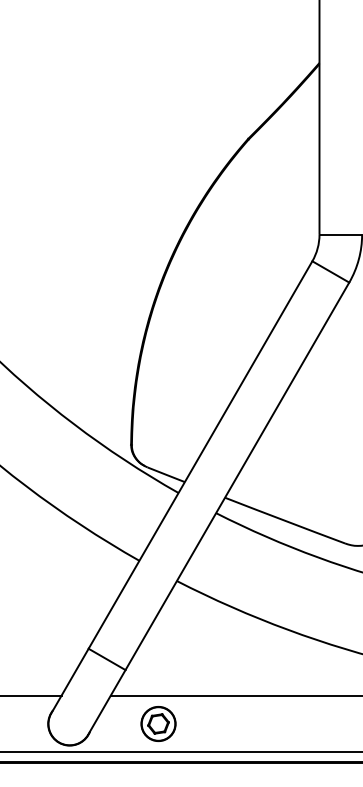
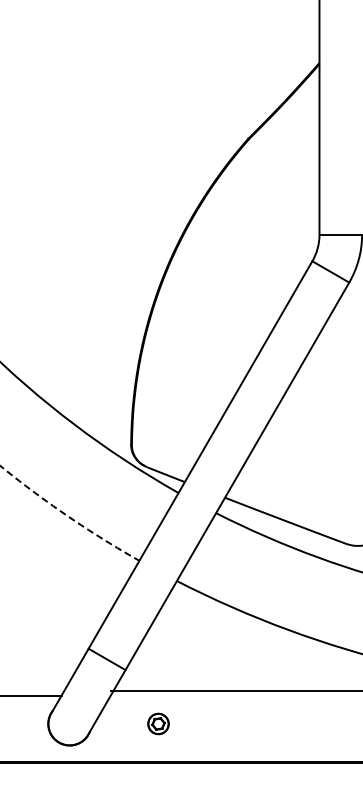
arc: solid -> dashed (68, 516)
line position: (234, 695) -> (234, 690) (234, 690)
part size: 37x36 px -> 23x24 px (158, 723)
line: present -> none (180, 752)
